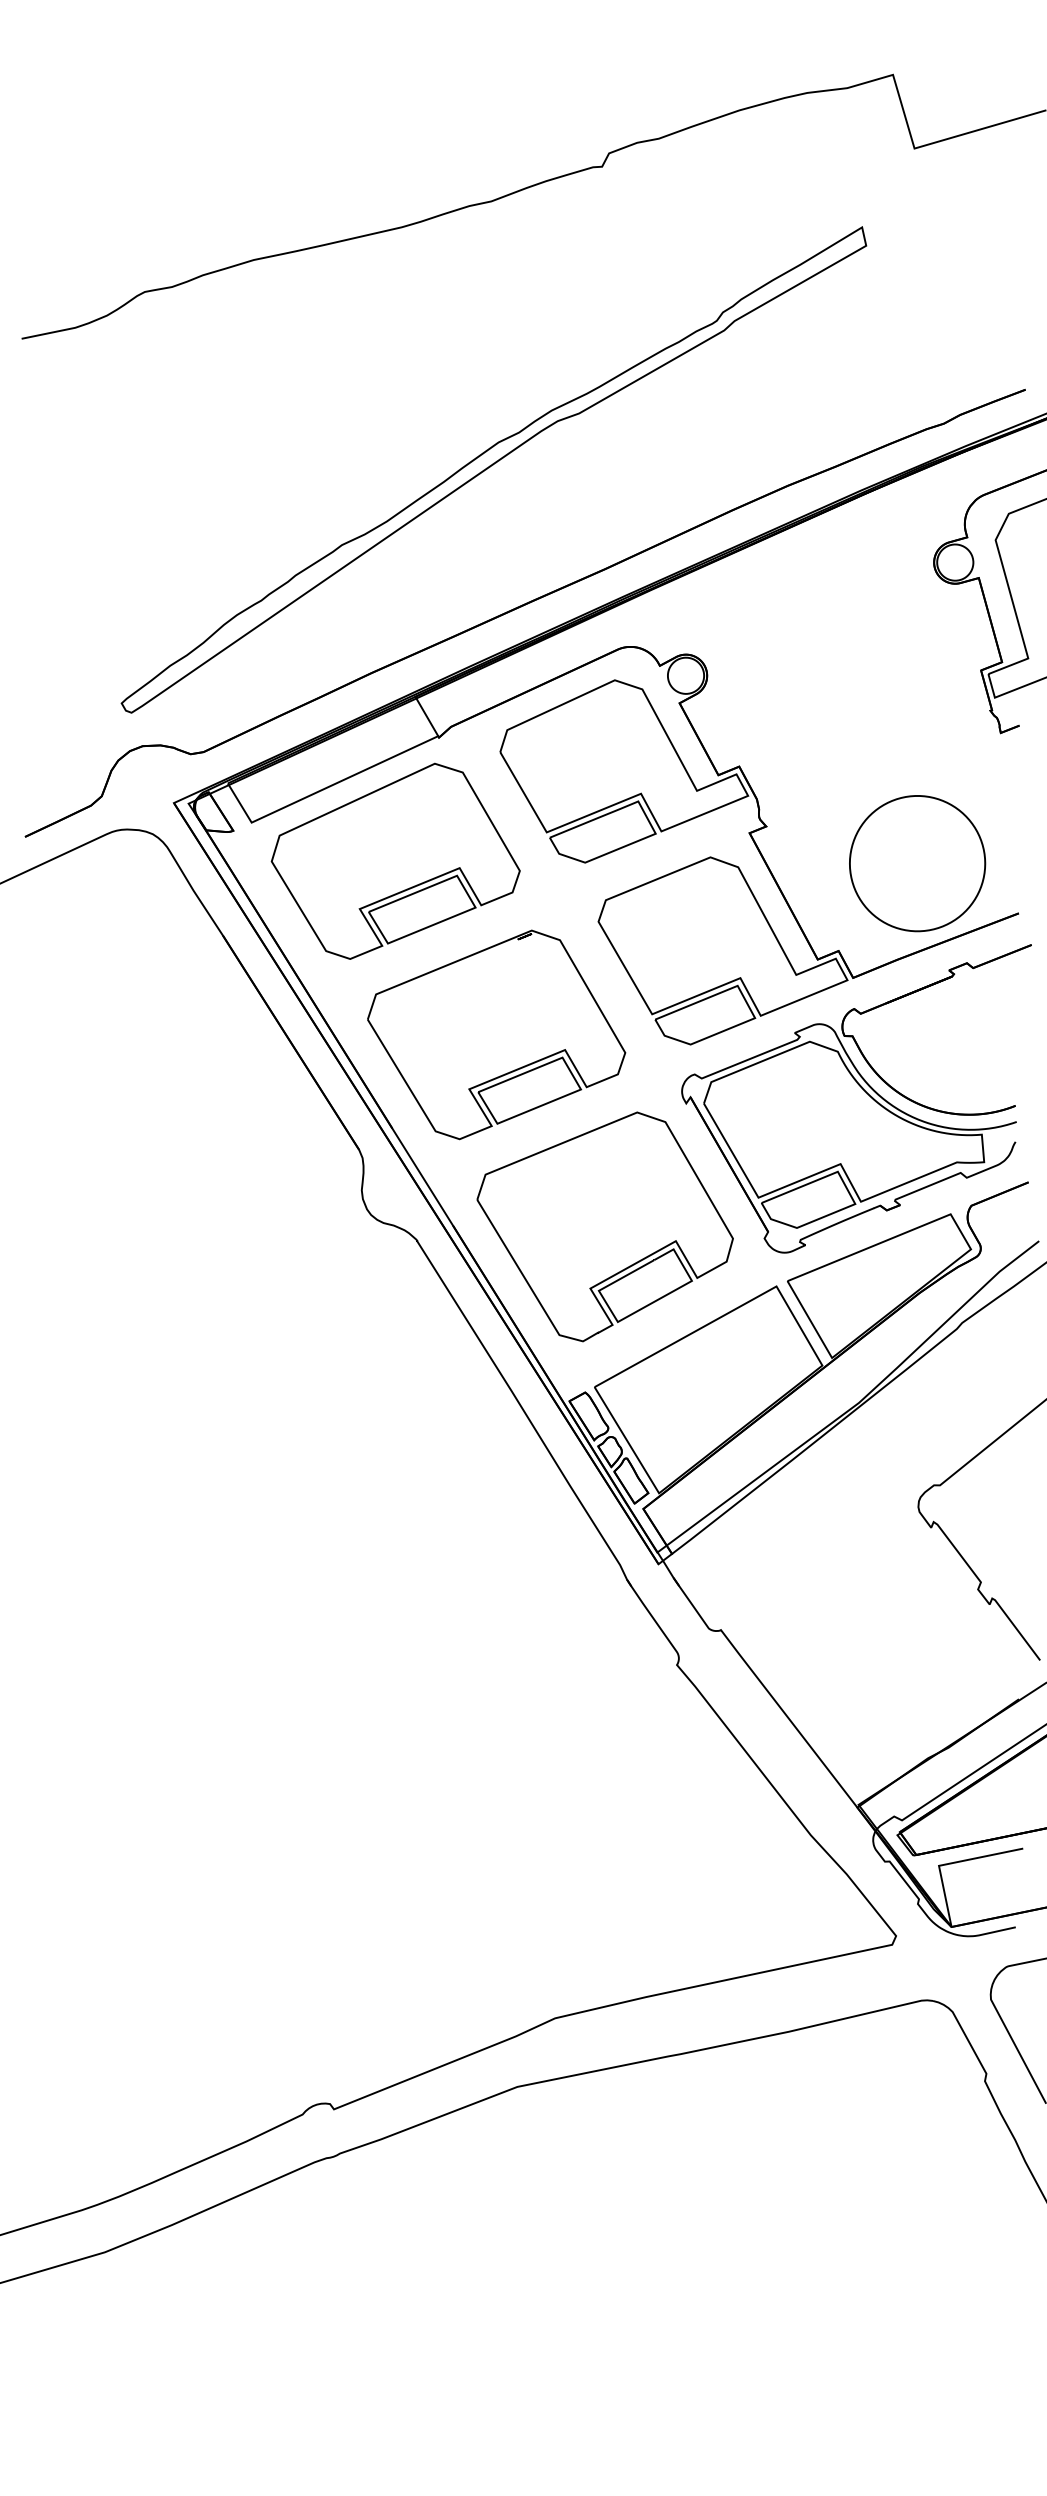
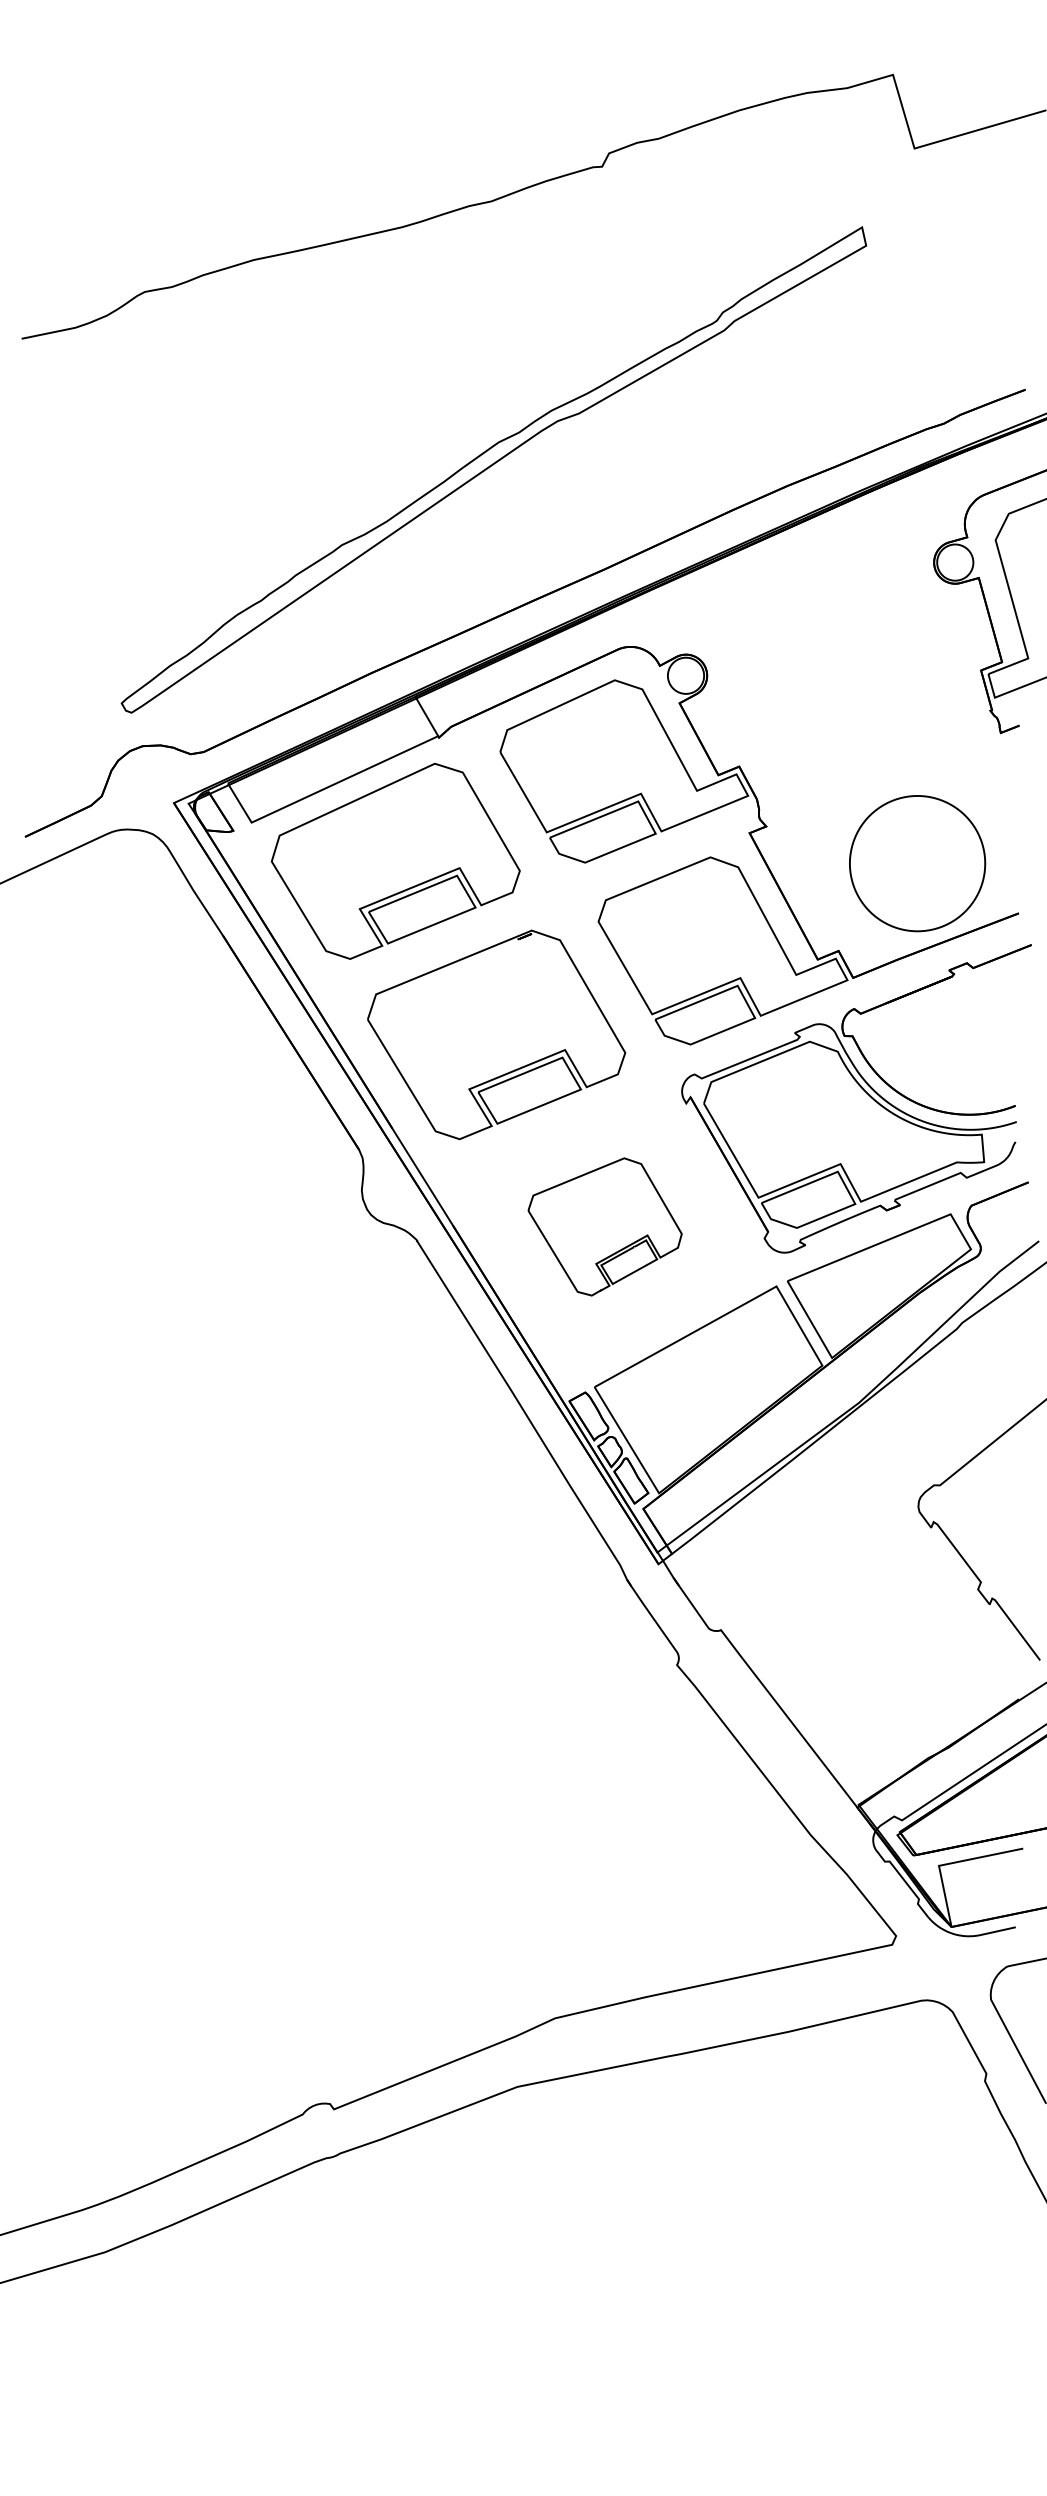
part size: 258x232 px -> 156x140 px (604, 1226)
